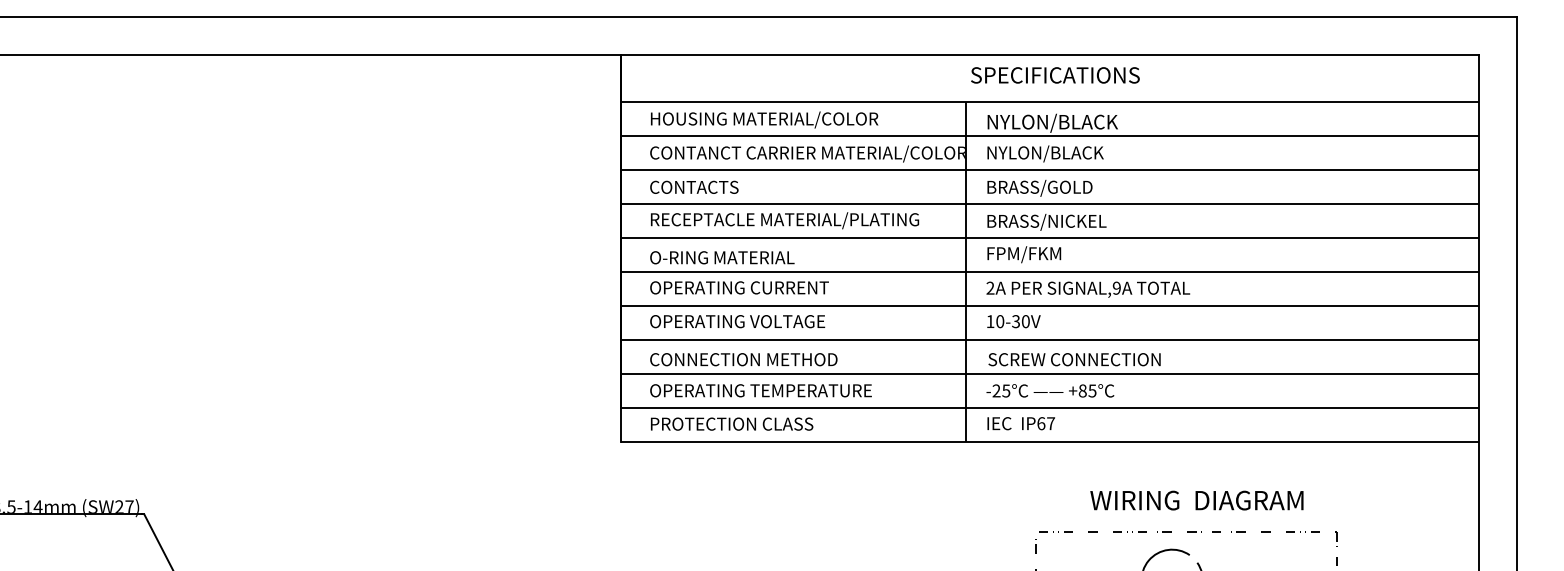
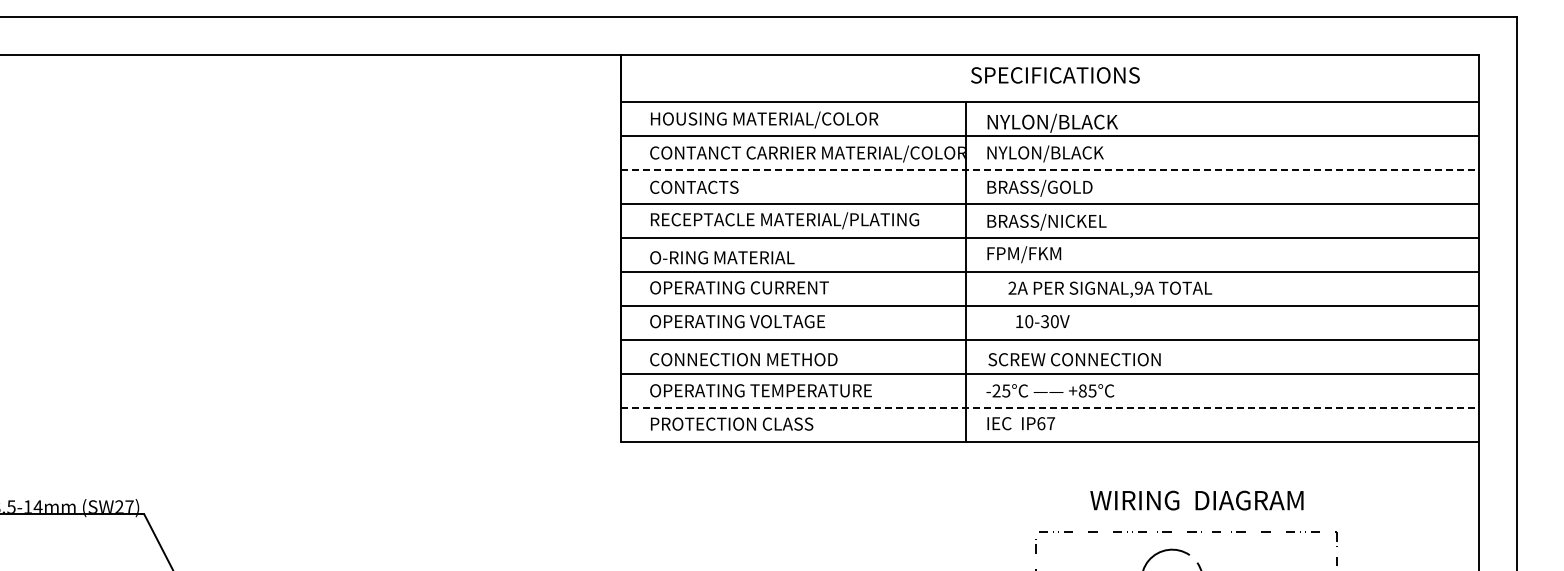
line: solid -> dashed (1050, 170)
text position: (1088, 289) -> (1110, 289) (1110, 289)
text position: (1013, 321) -> (1042, 321) (1042, 321)
line: solid -> dashed (1050, 408)
